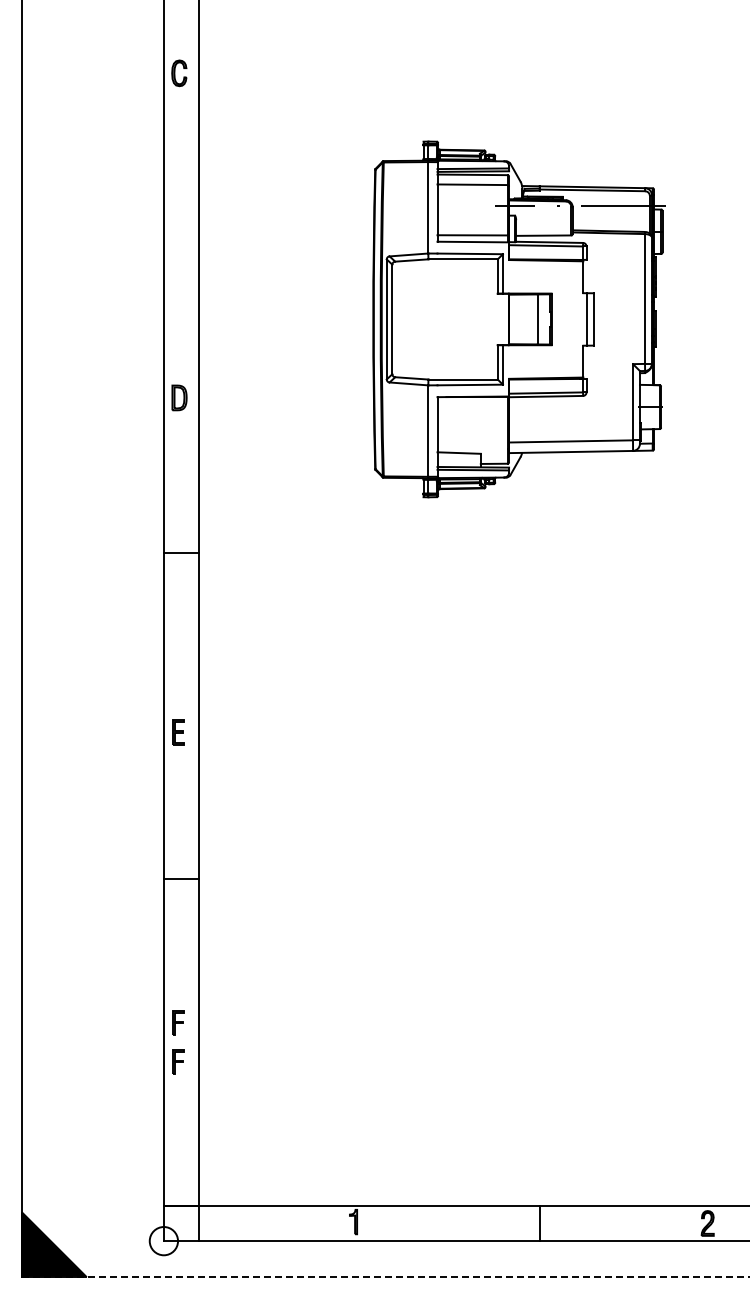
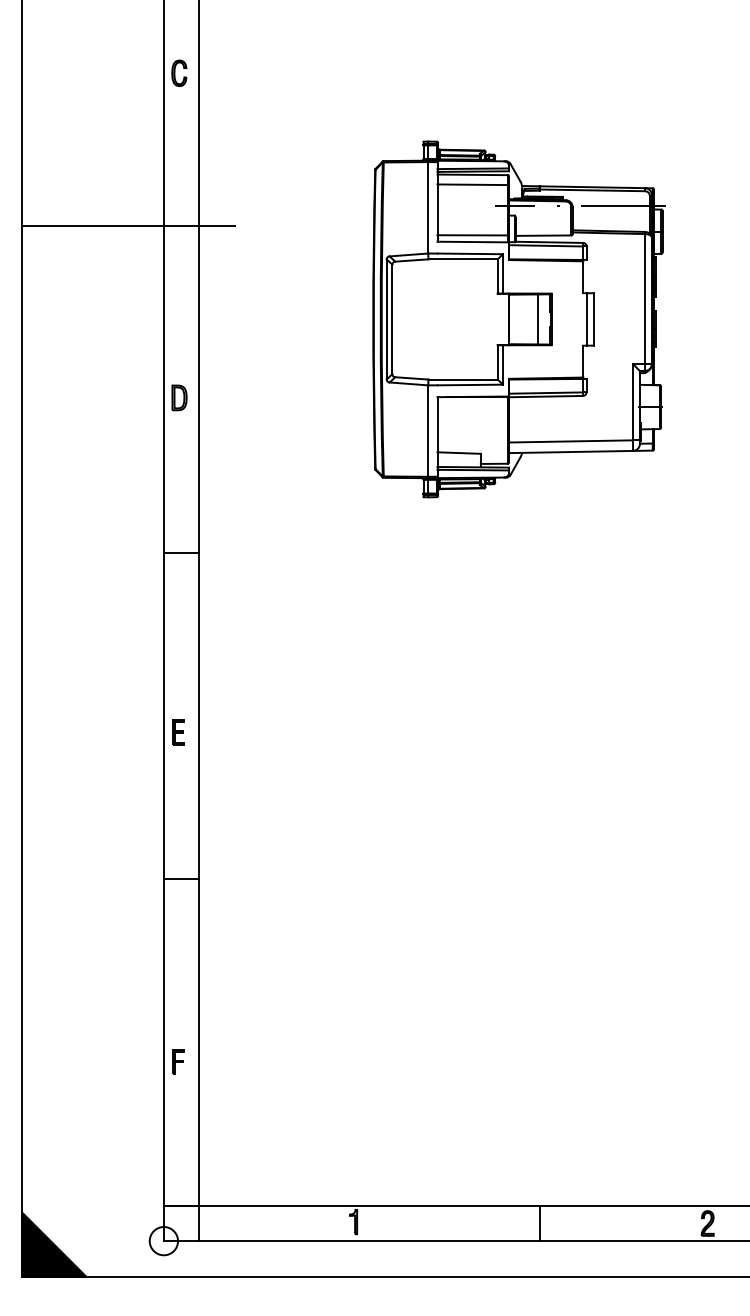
line: none -> present (128, 226)
part: present -> none (178, 1022)
line: dashed -> solid (386, 1276)
